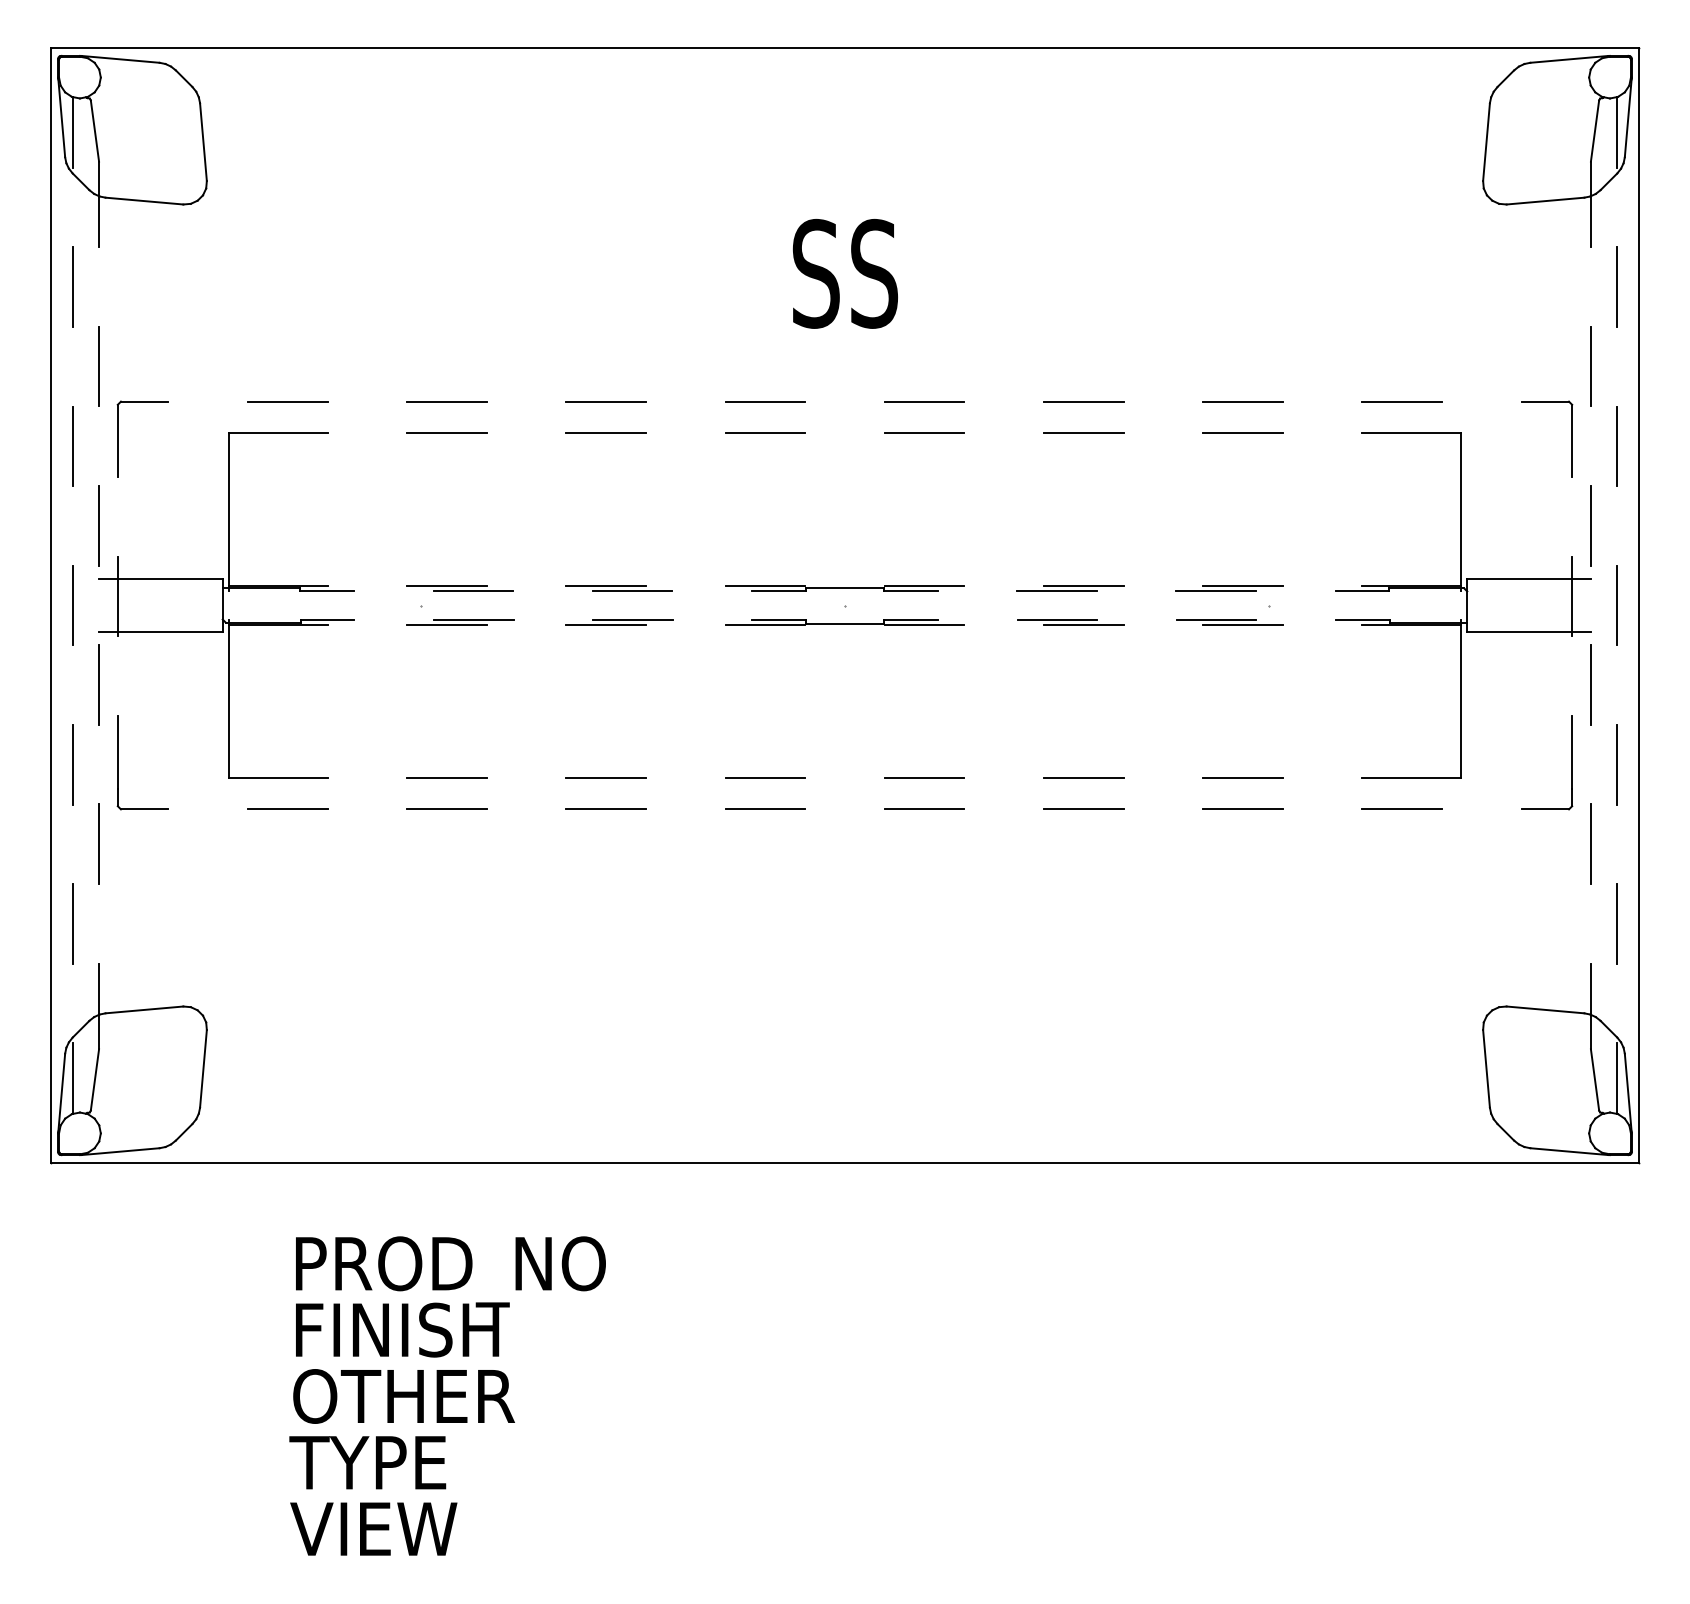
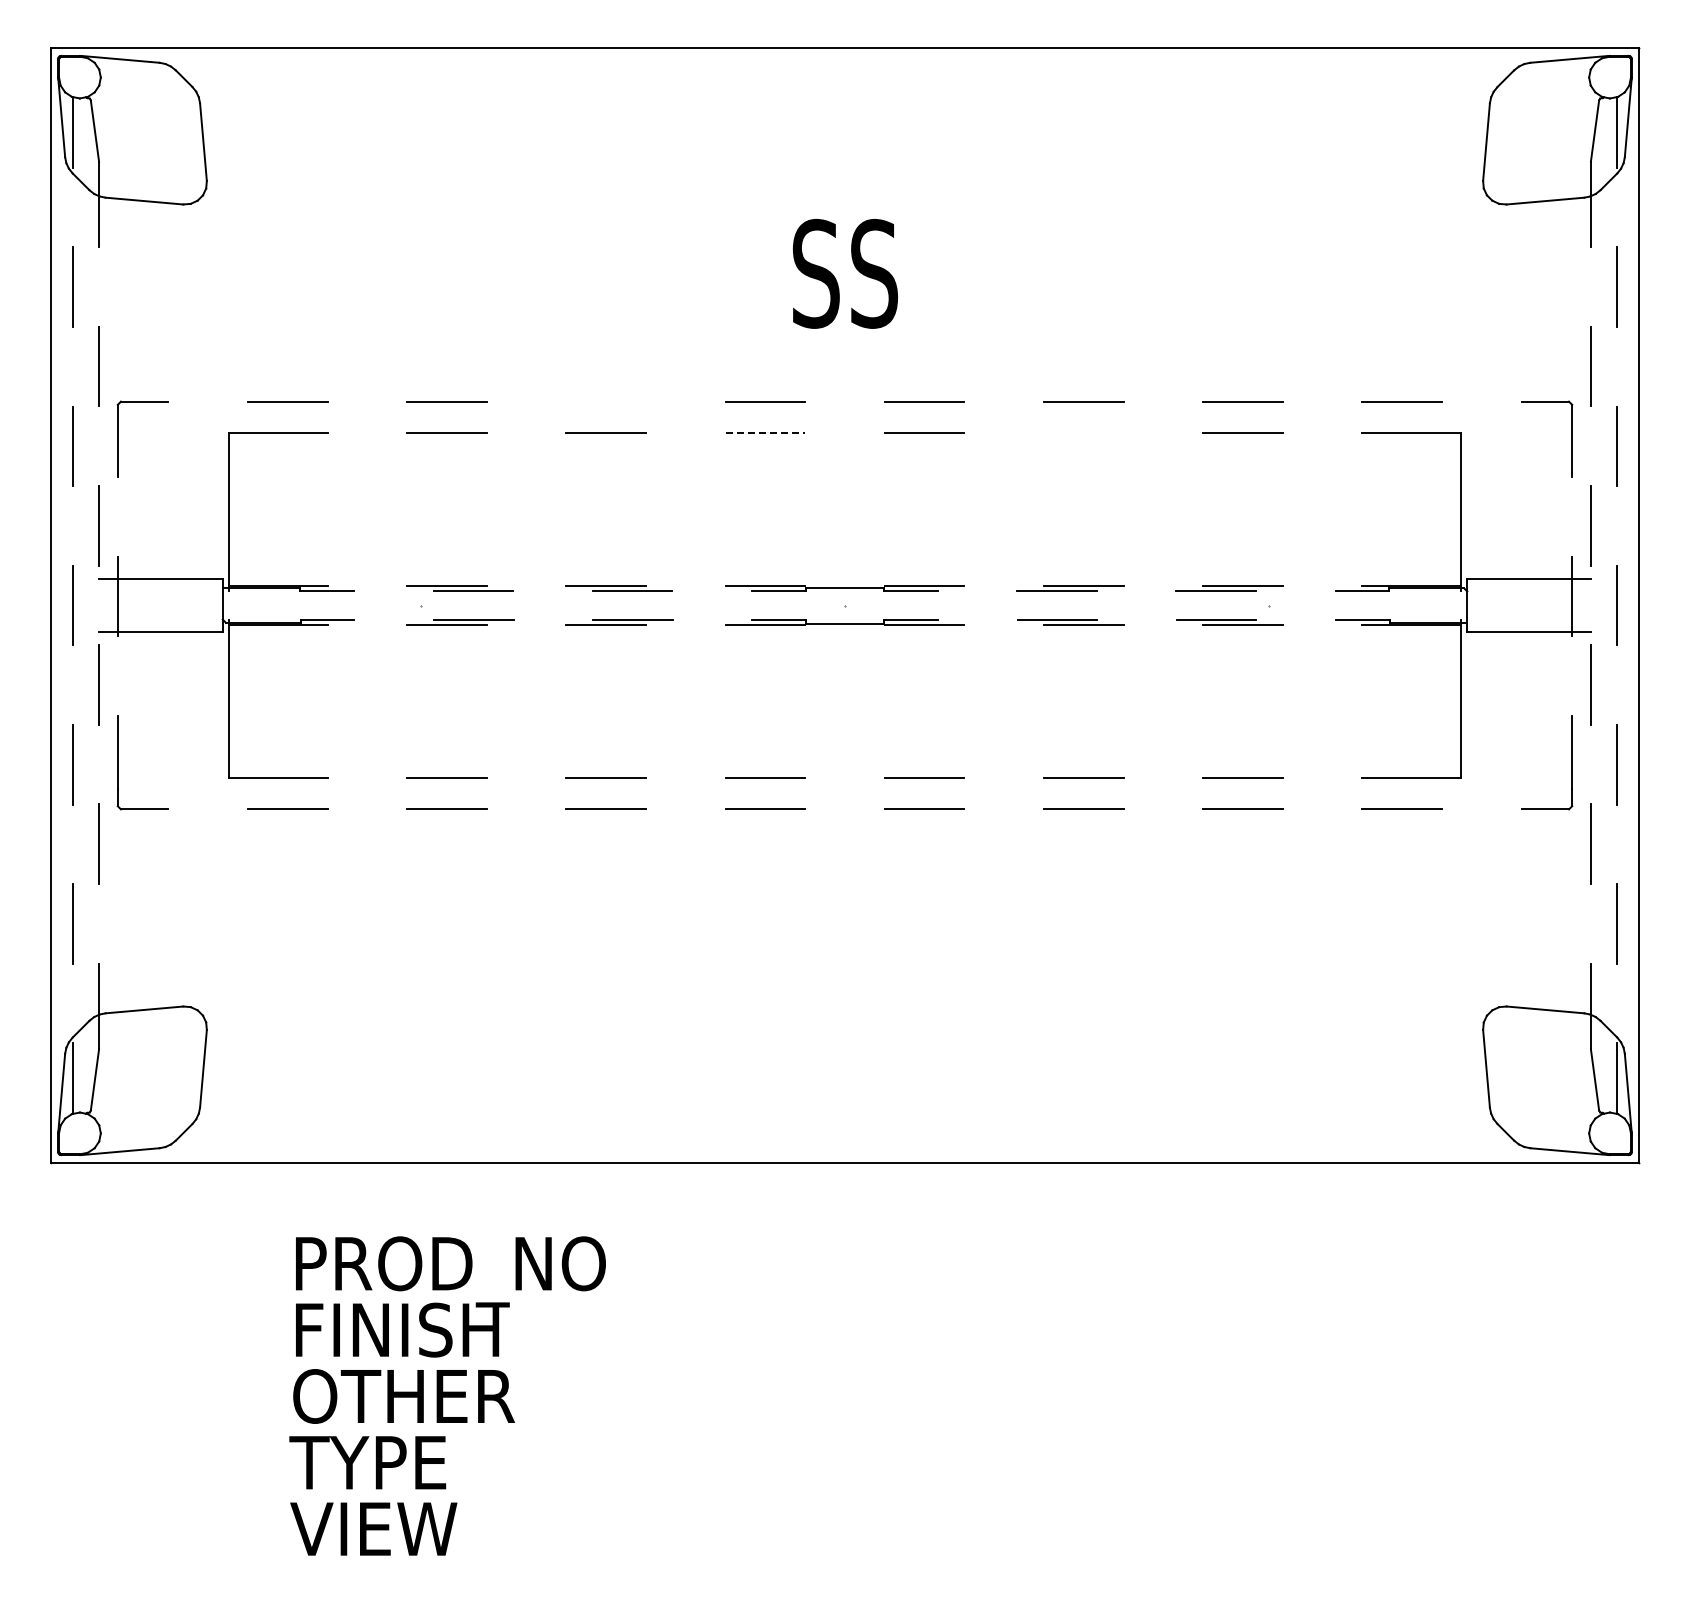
line: present -> none (605, 401)
line: solid -> dashed (765, 432)
line: present -> none (1083, 432)
